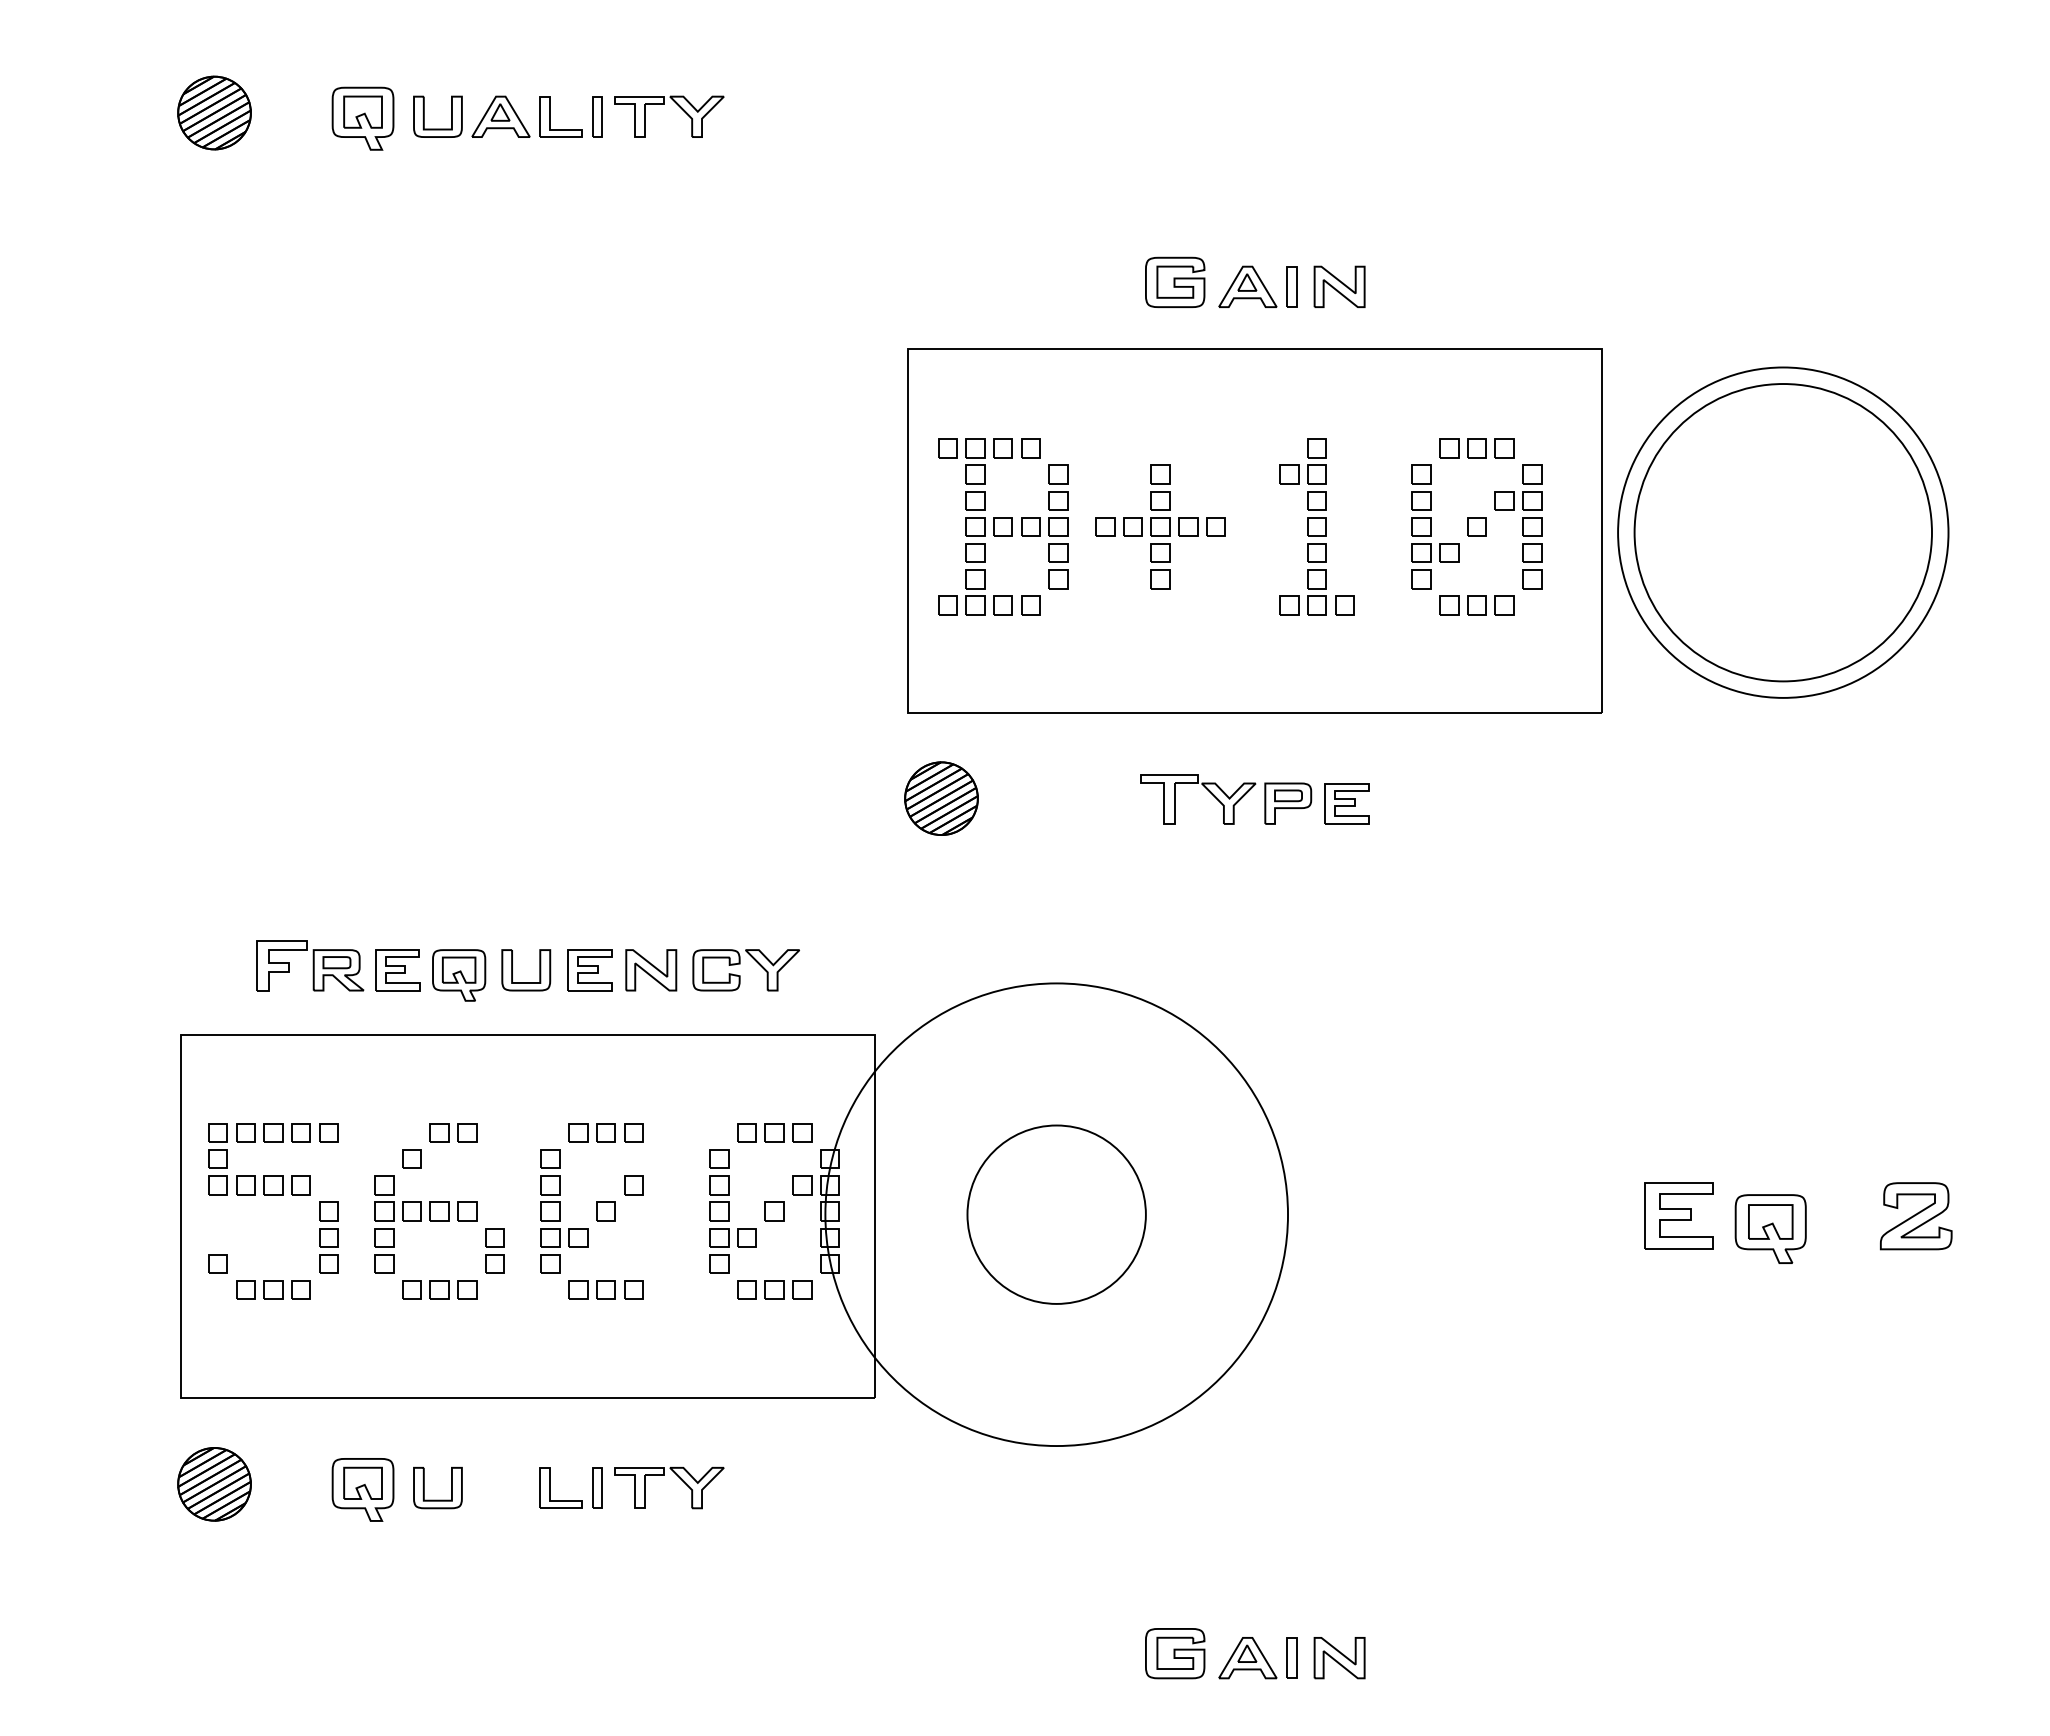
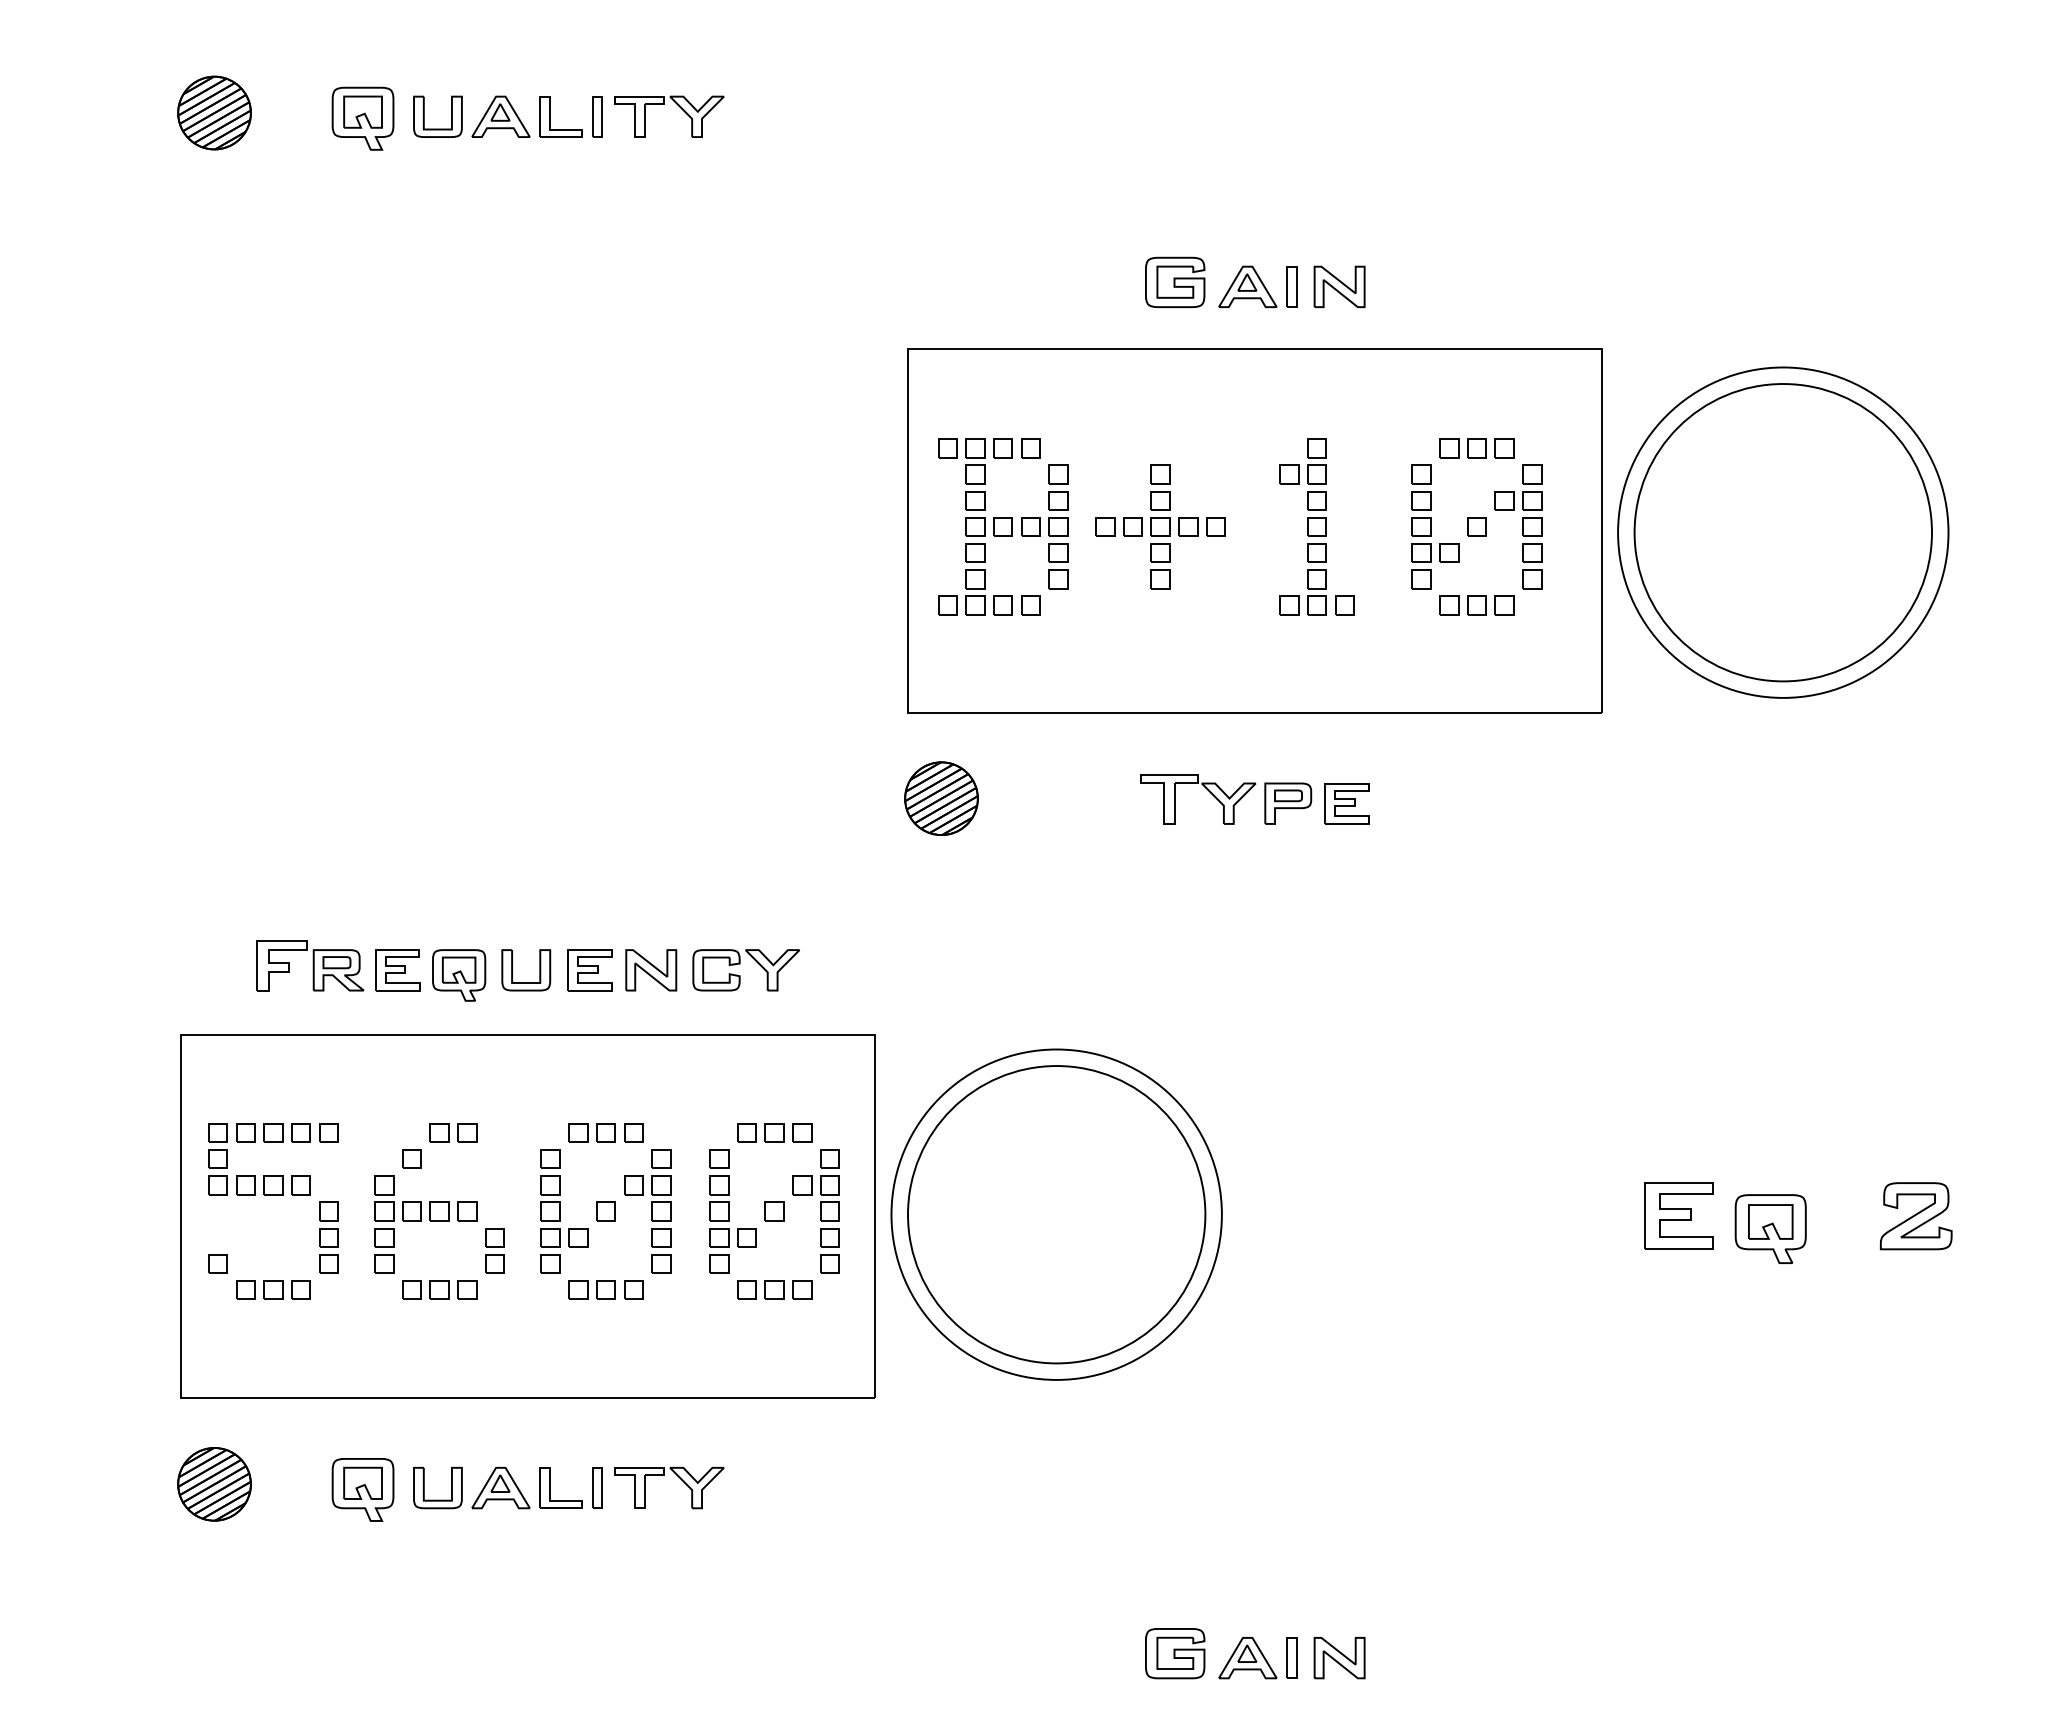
part: none -> present (661, 1211)
circle diameter: 178 px -> 297 px (1056, 1214)
circle diameter: 463 px -> 330 px (1056, 1214)
part: none -> present (500, 1487)
